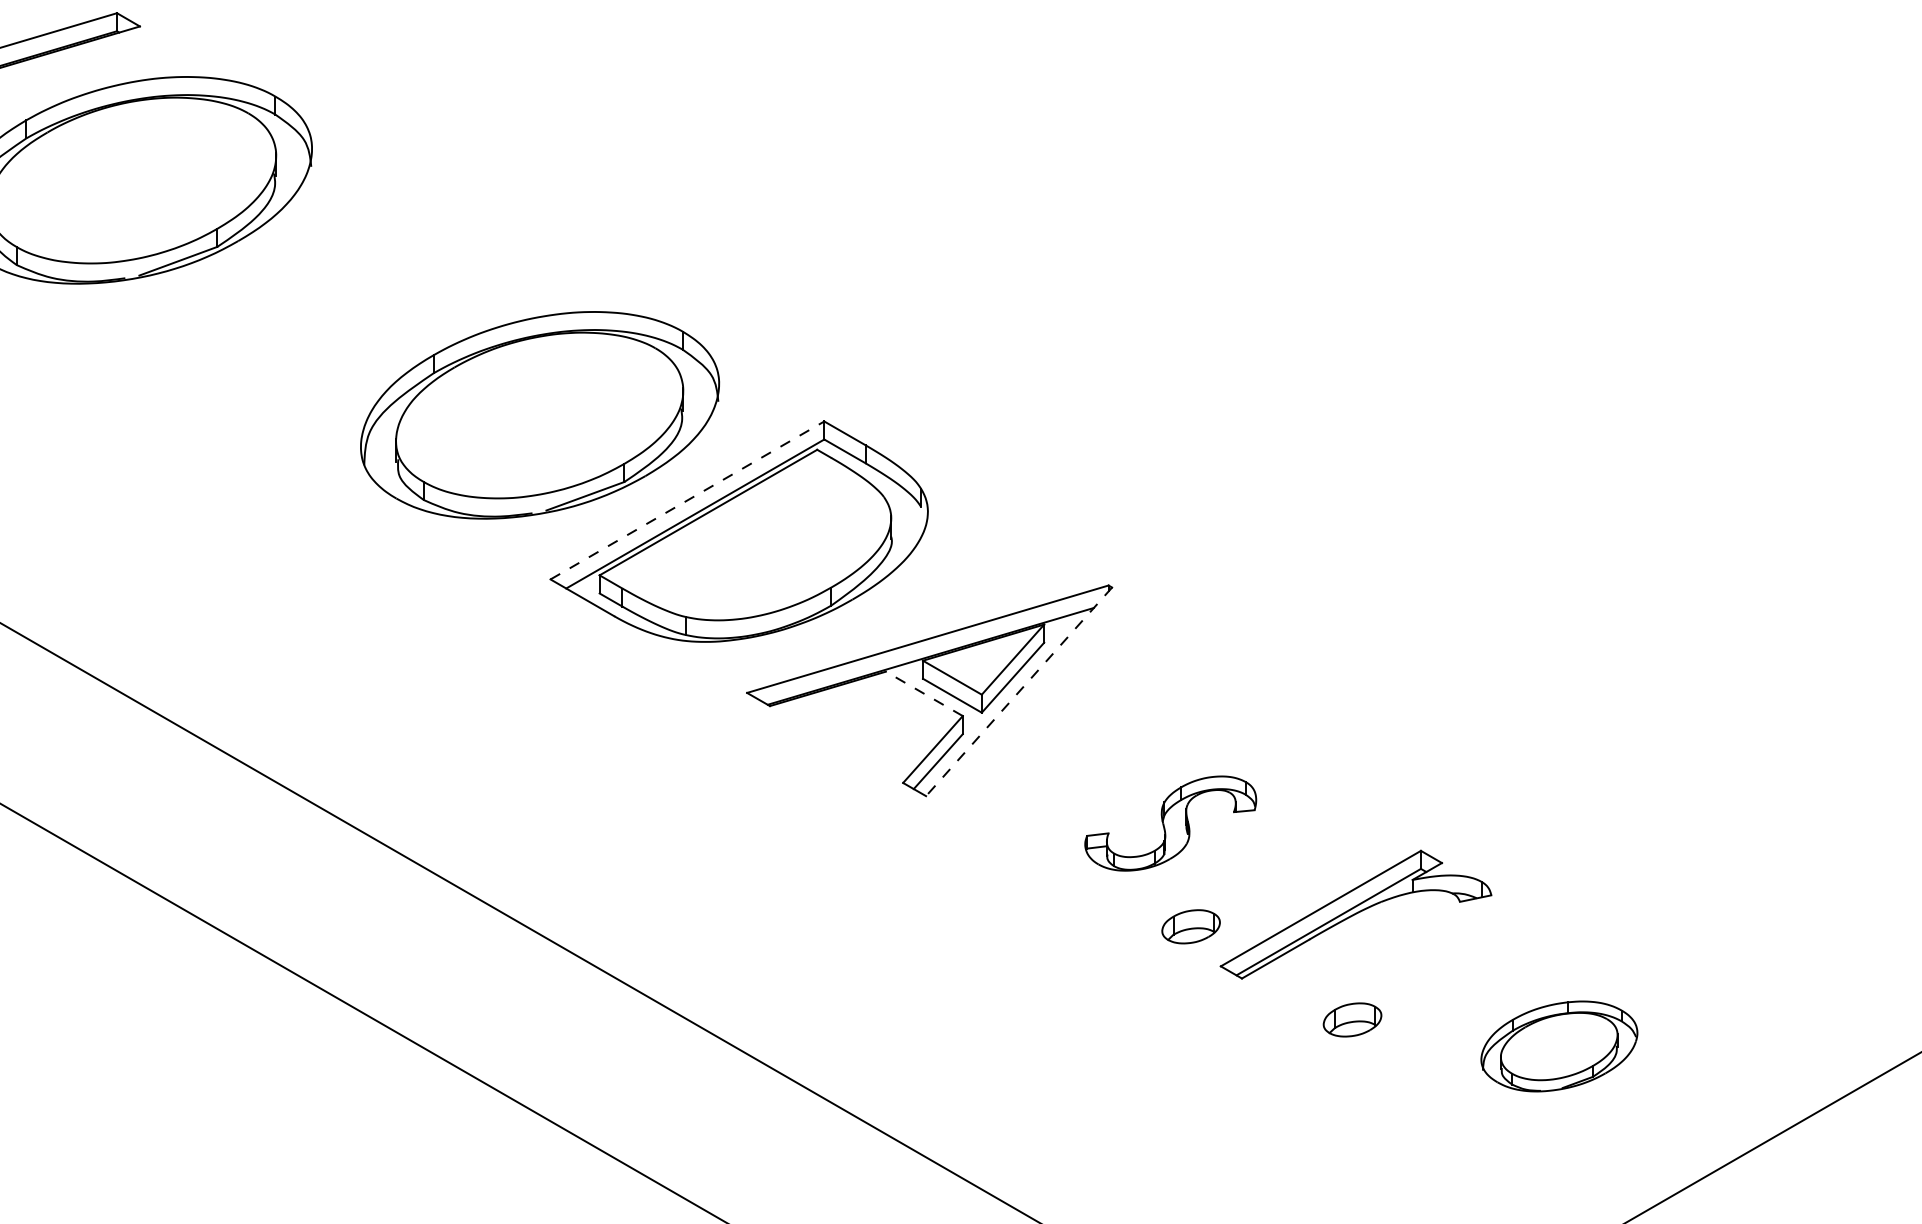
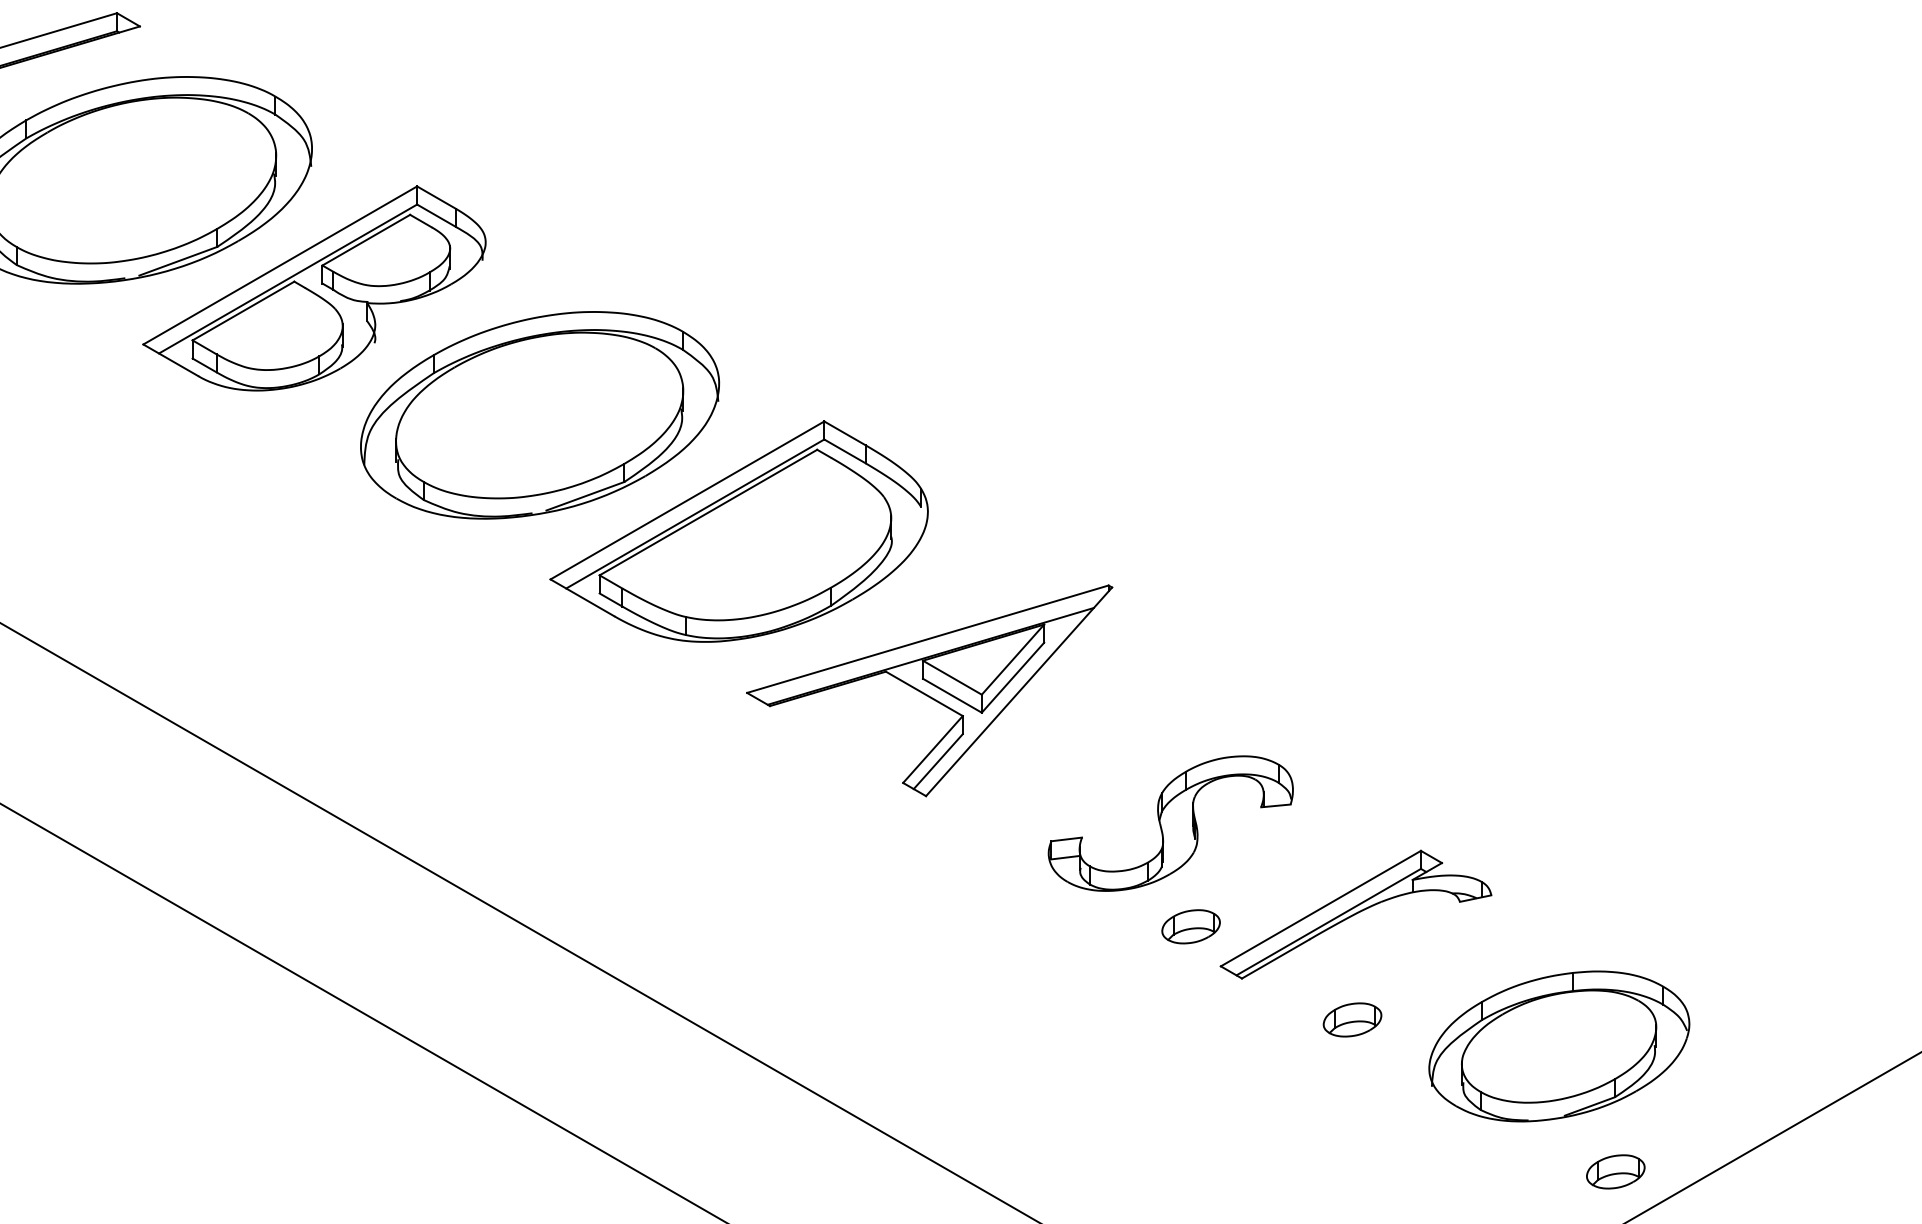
part: none -> present (314, 288)
line: dashed -> solid (687, 500)
line: dashed -> solid (1019, 691)
line: dashed -> solid (923, 693)
part size: 174x97 px -> 247x137 px (1170, 823)
part size: 159x93 px -> 263x153 px (1559, 1046)
part: none -> present (1615, 1171)
